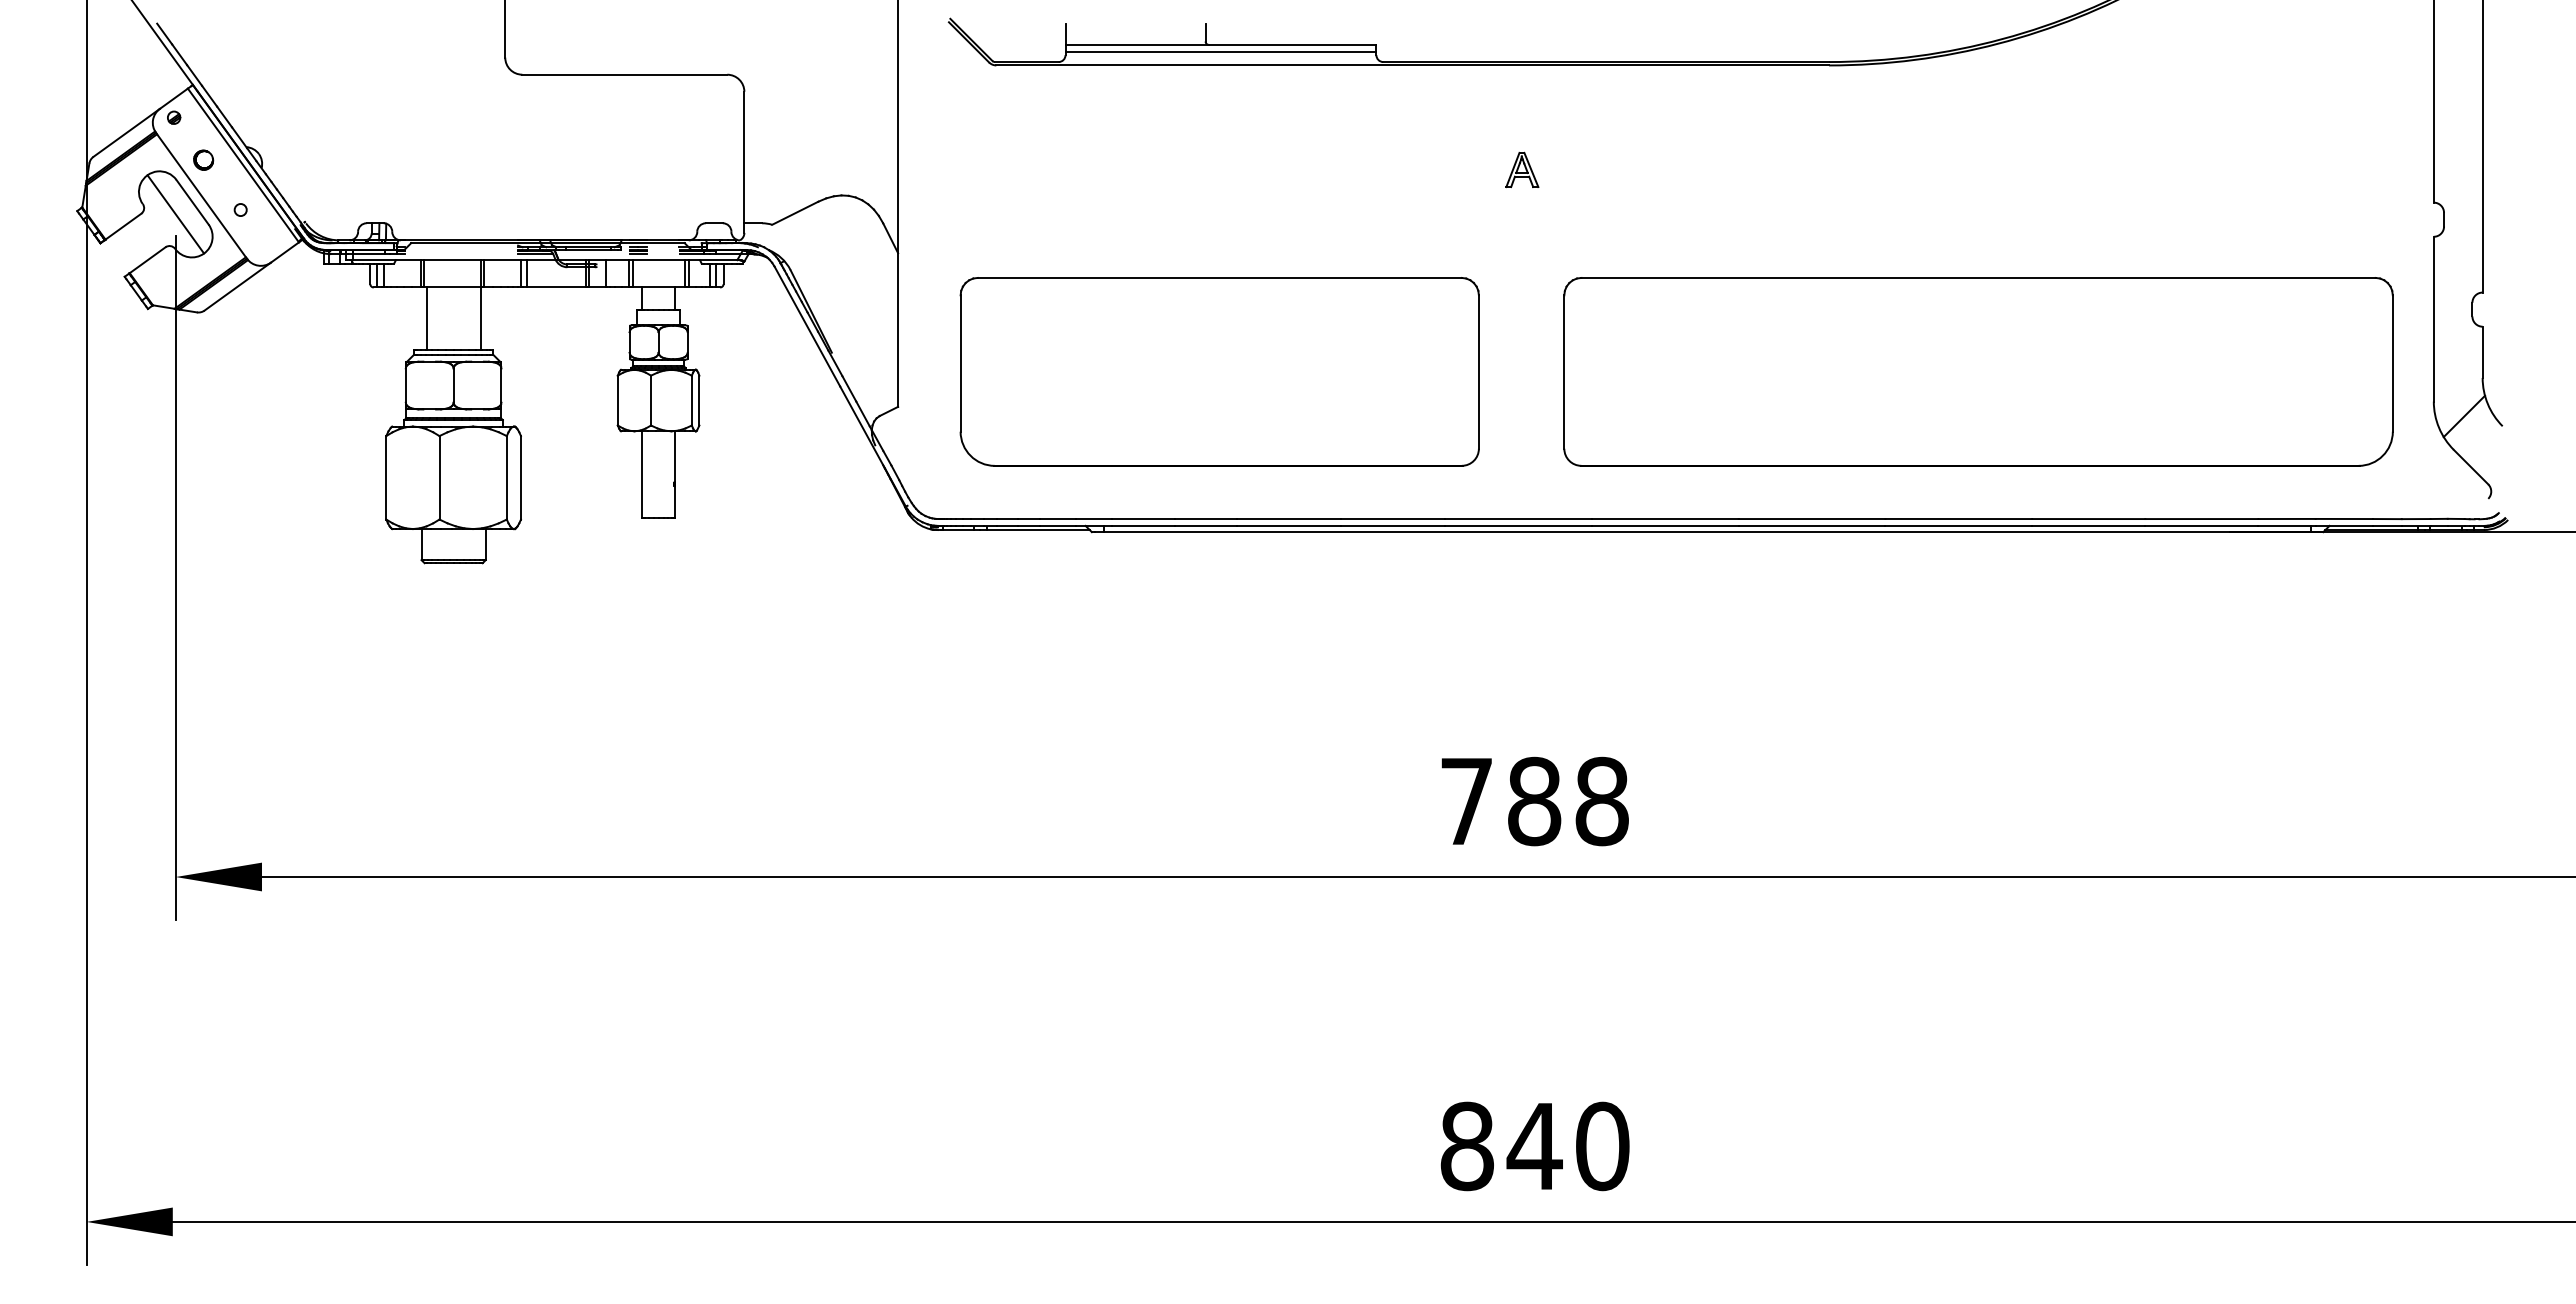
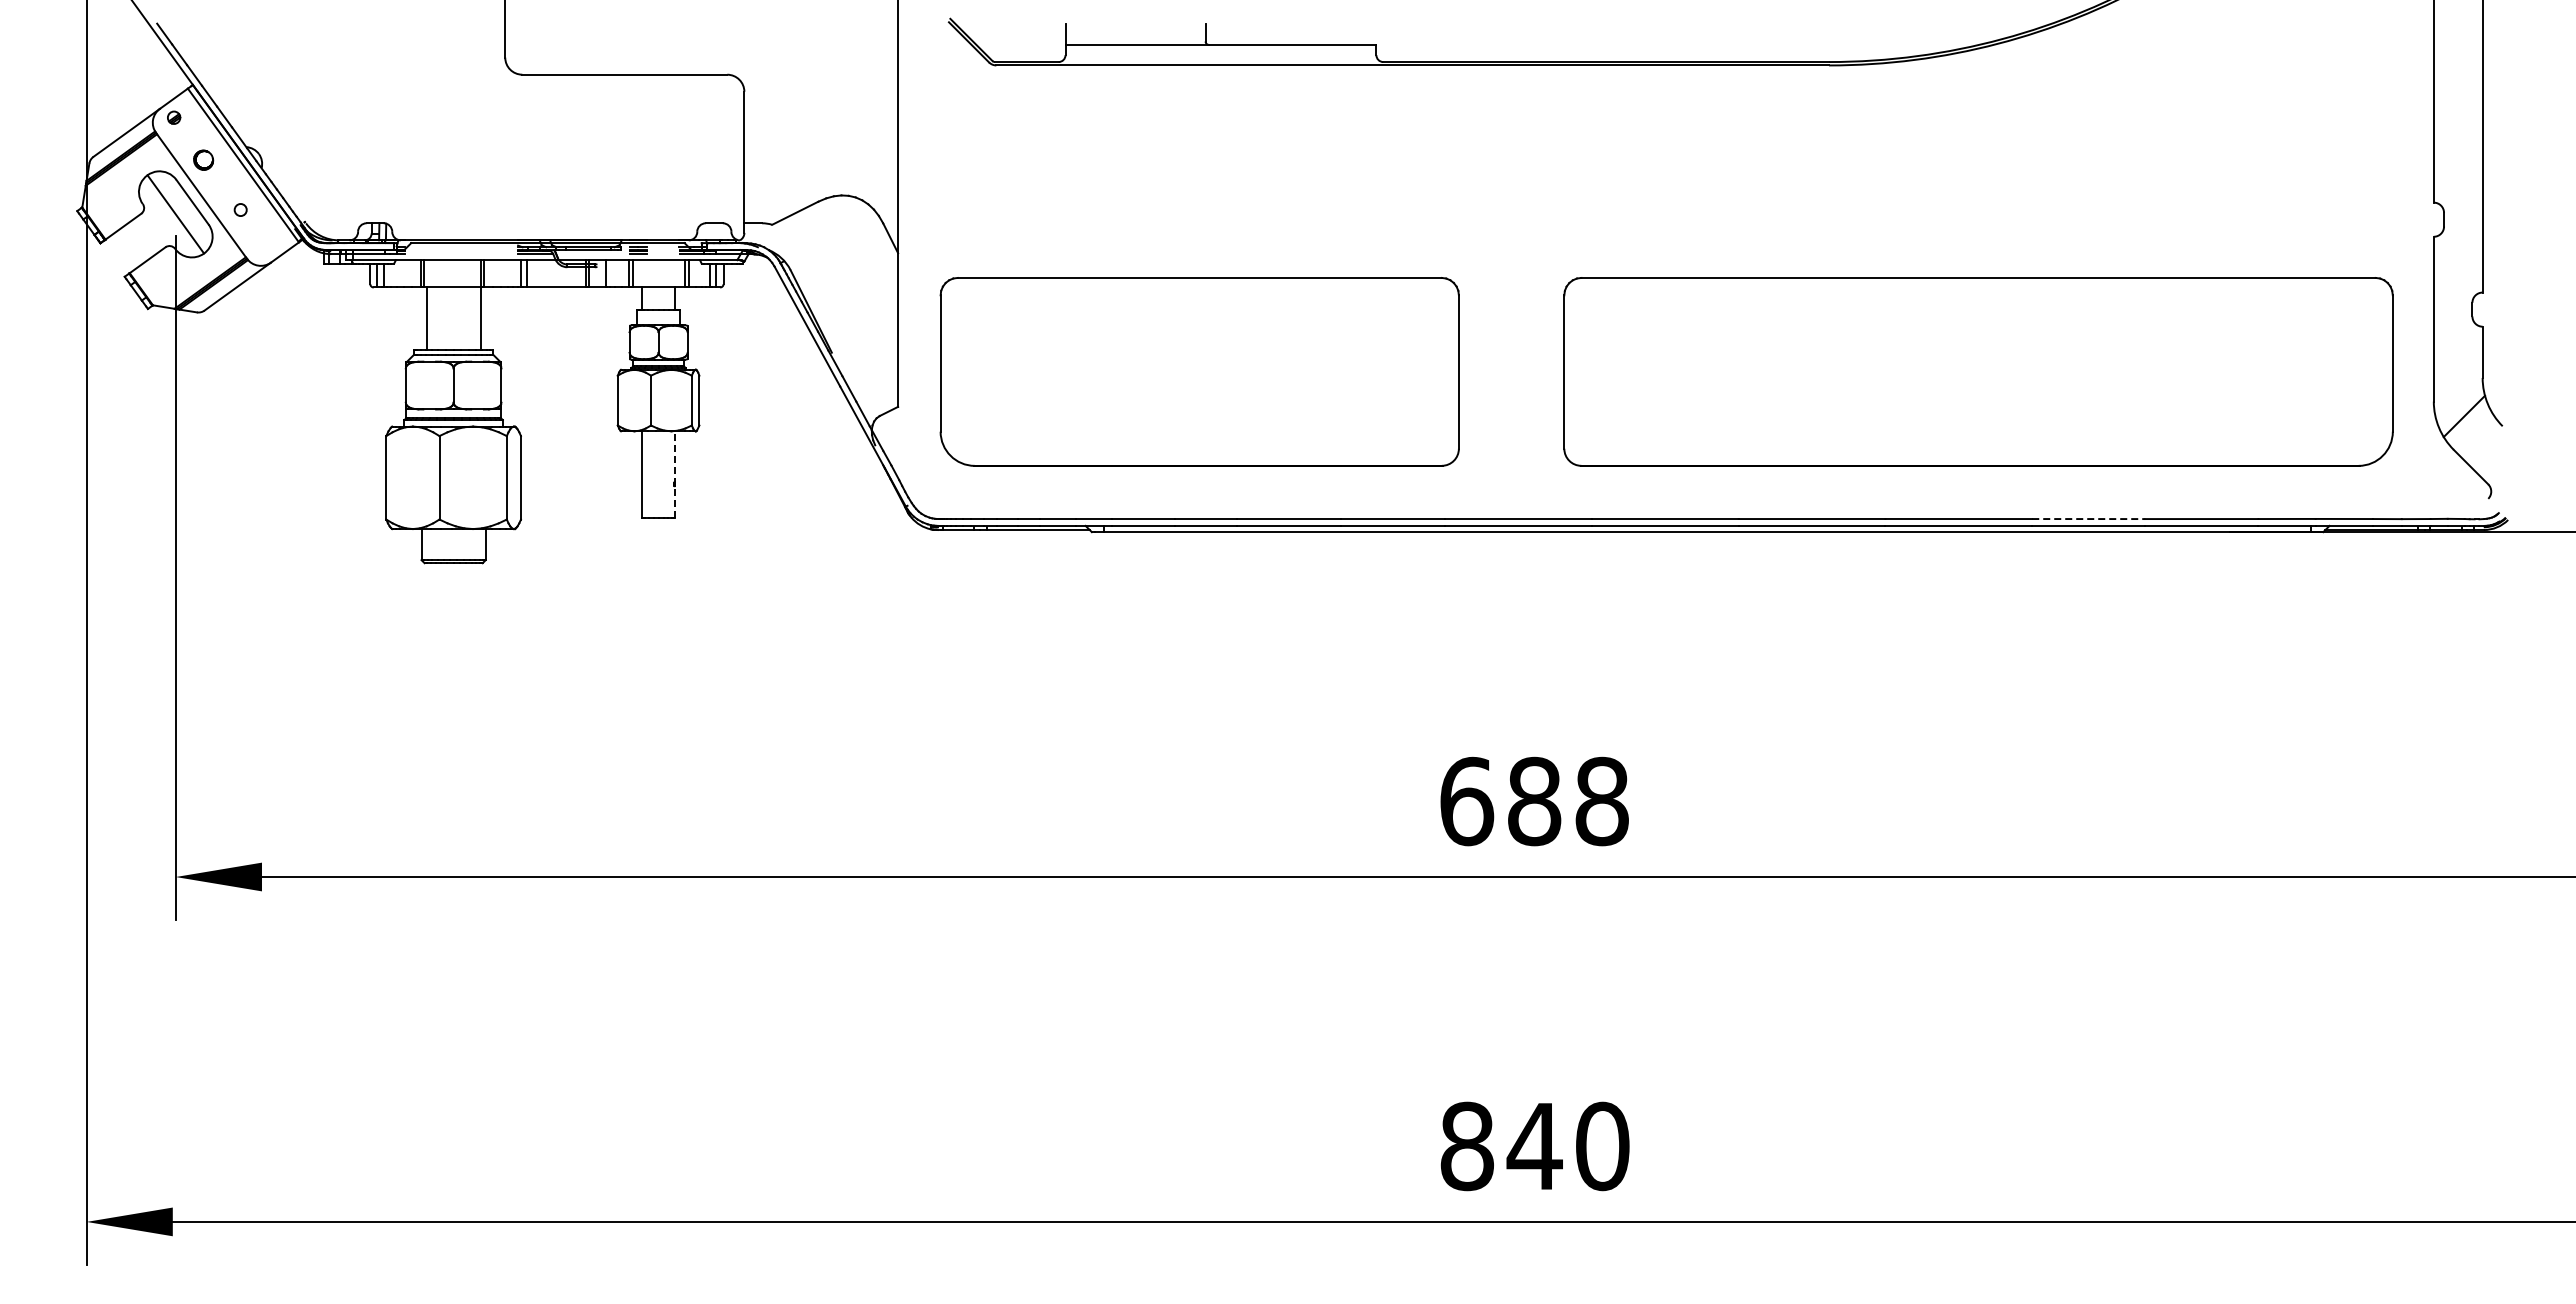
line: present -> none (1220, 51)
part: present -> none (1522, 169)
part position: (1219, 371) -> (1199, 371) (1199, 371)
line: solid -> dashed (674, 474)
line: solid -> dashed (2088, 519)
text: 788 -> 688 (1467, 801)
